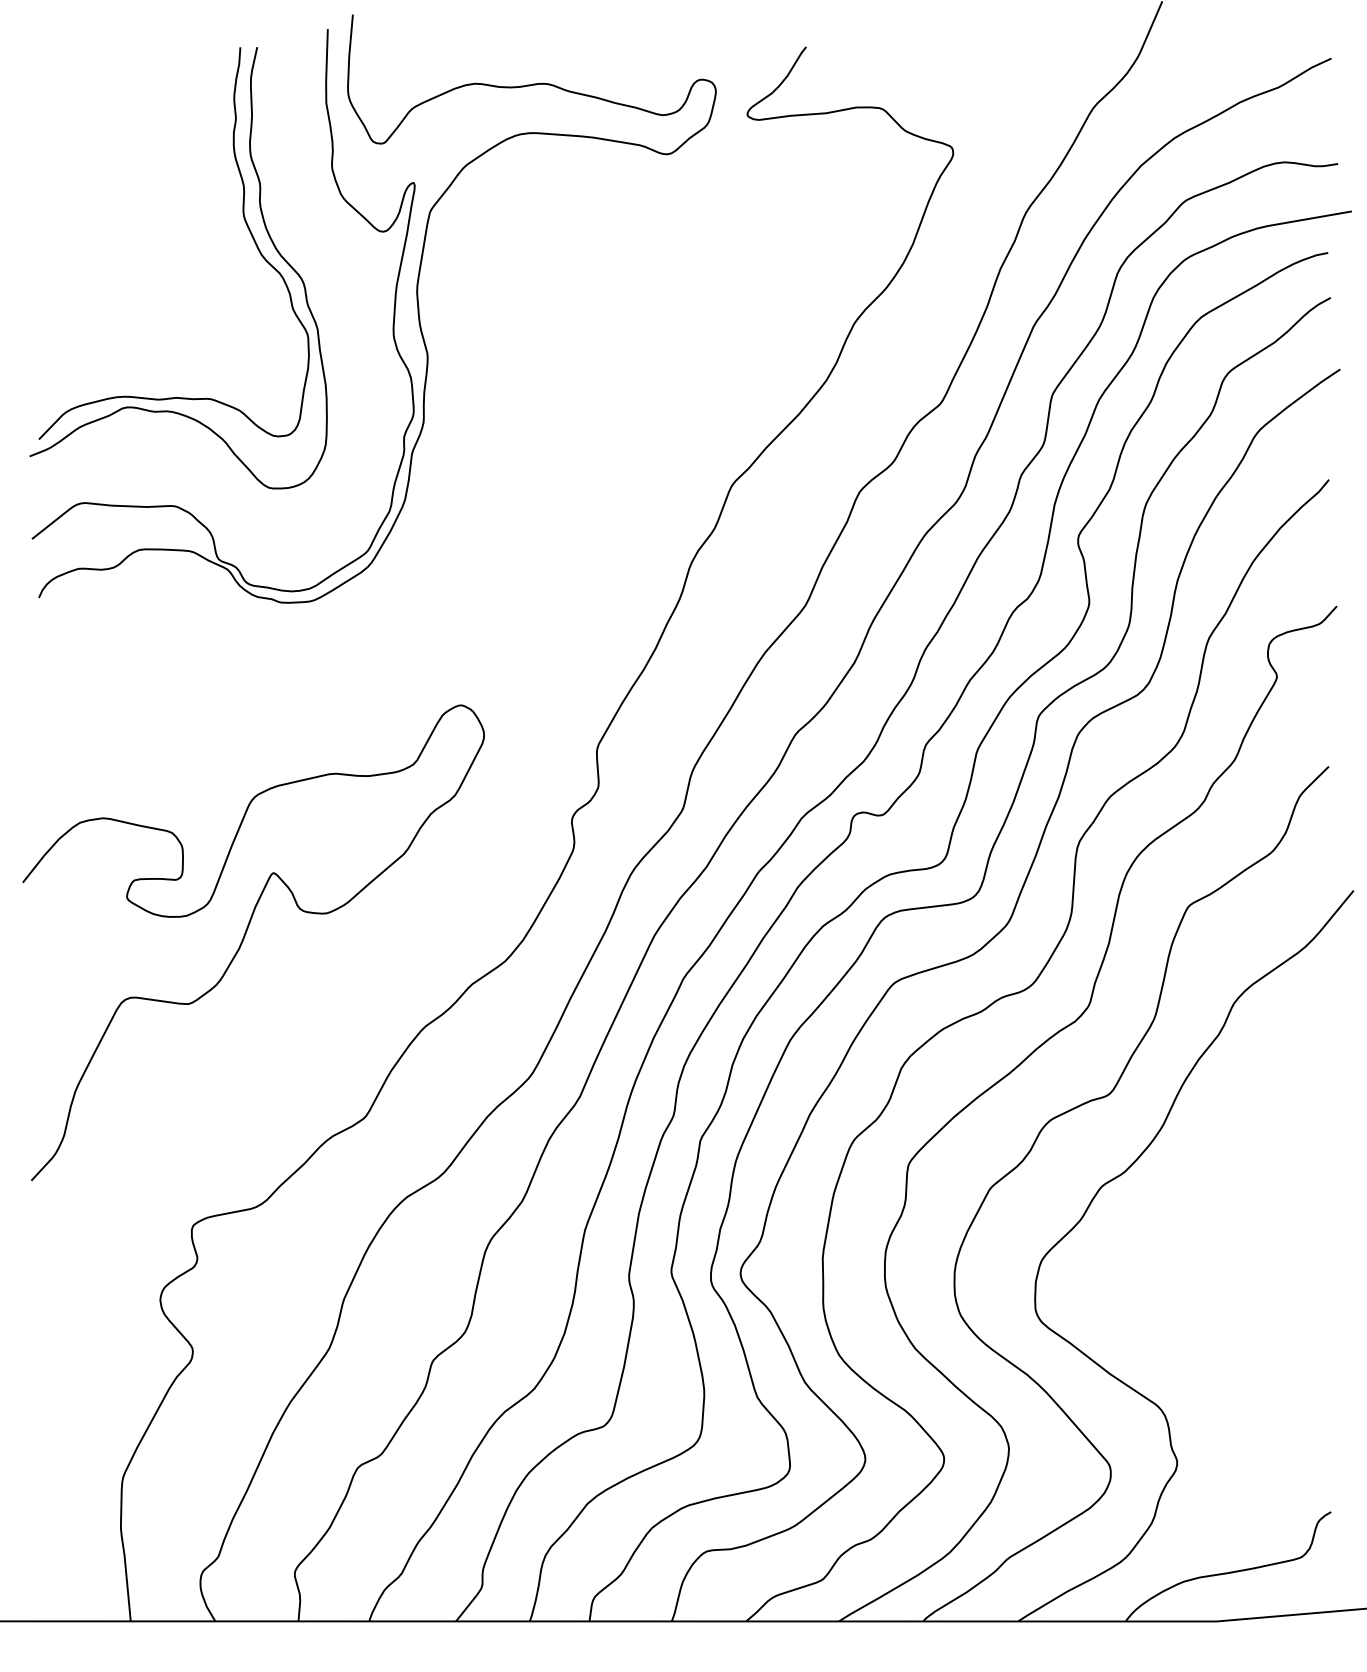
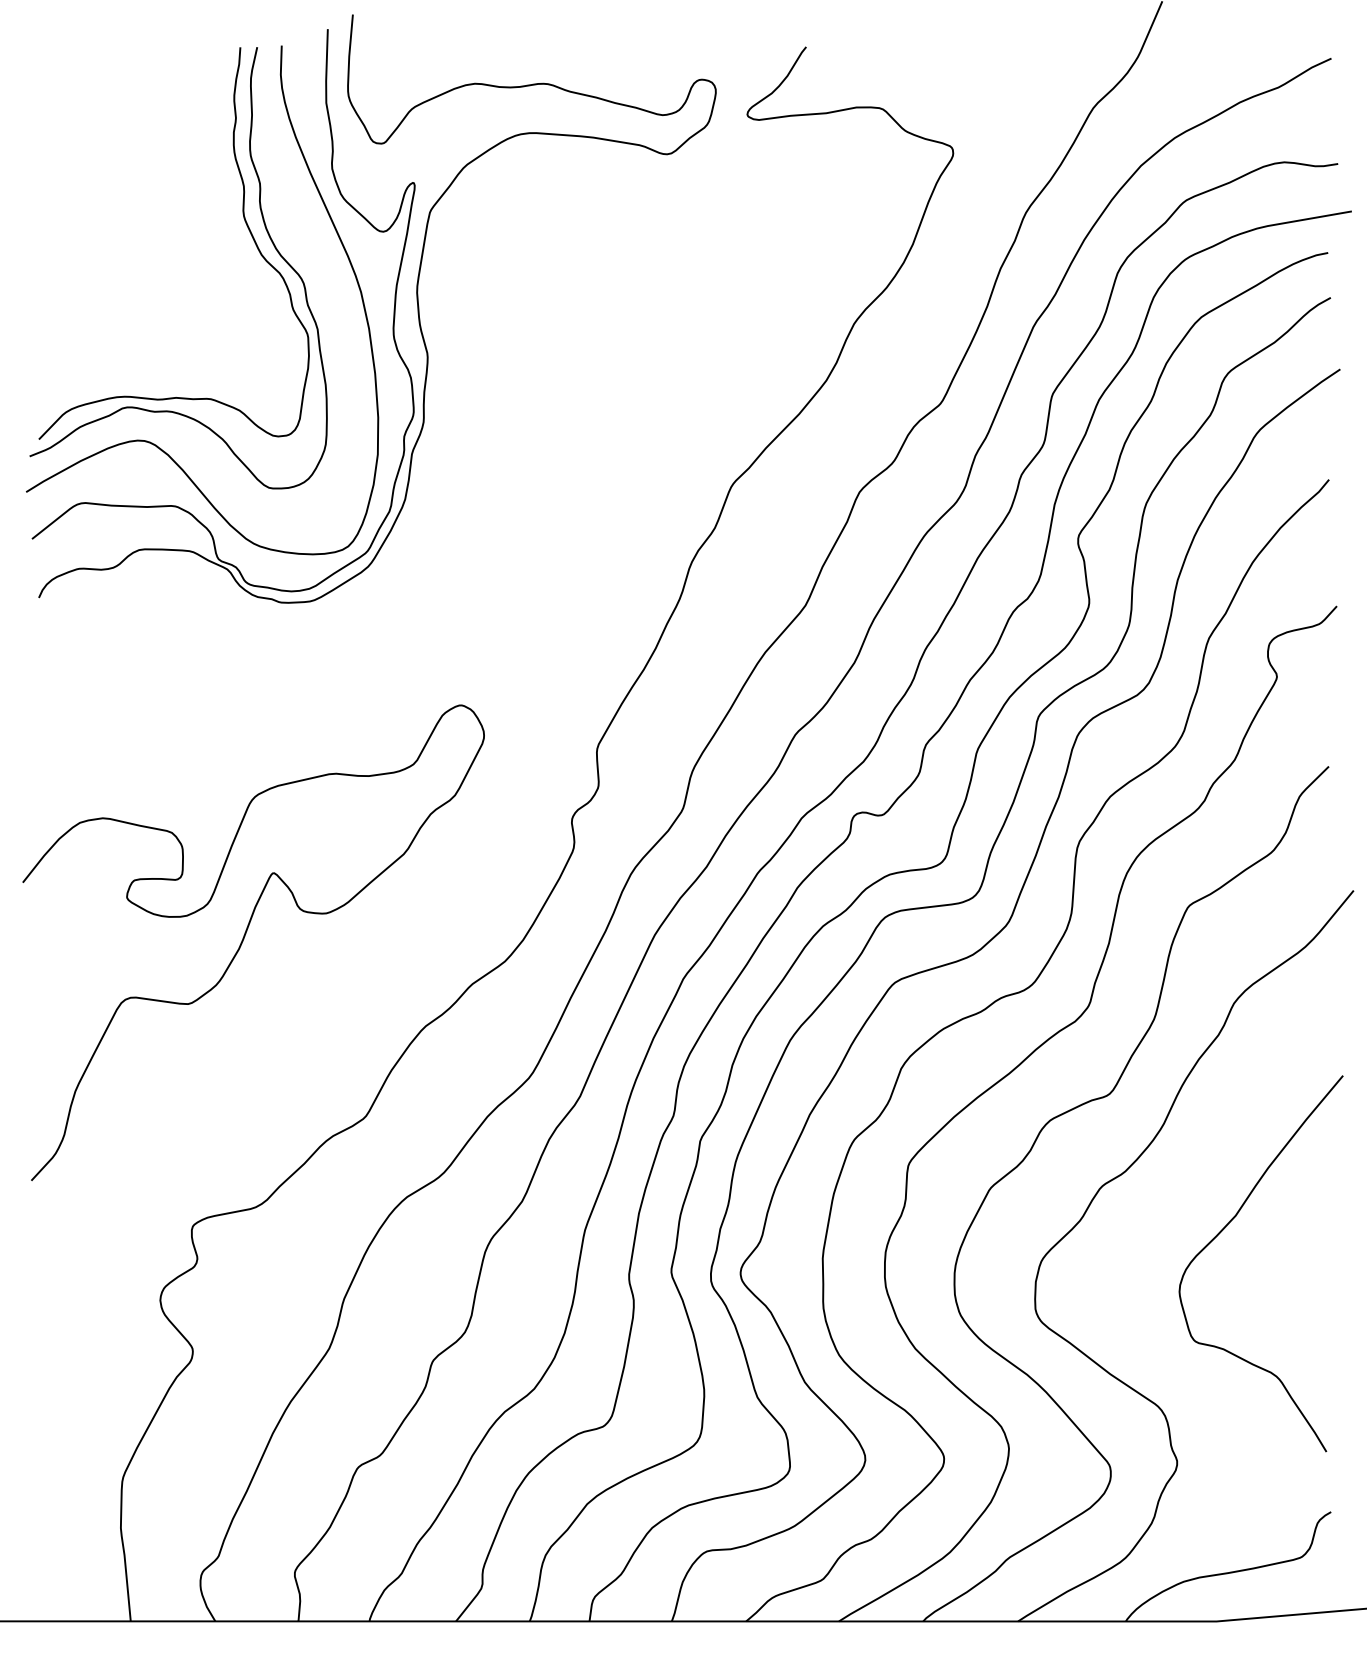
curve: none -> present (339, 240)
curve: none -> present (1225, 1228)
